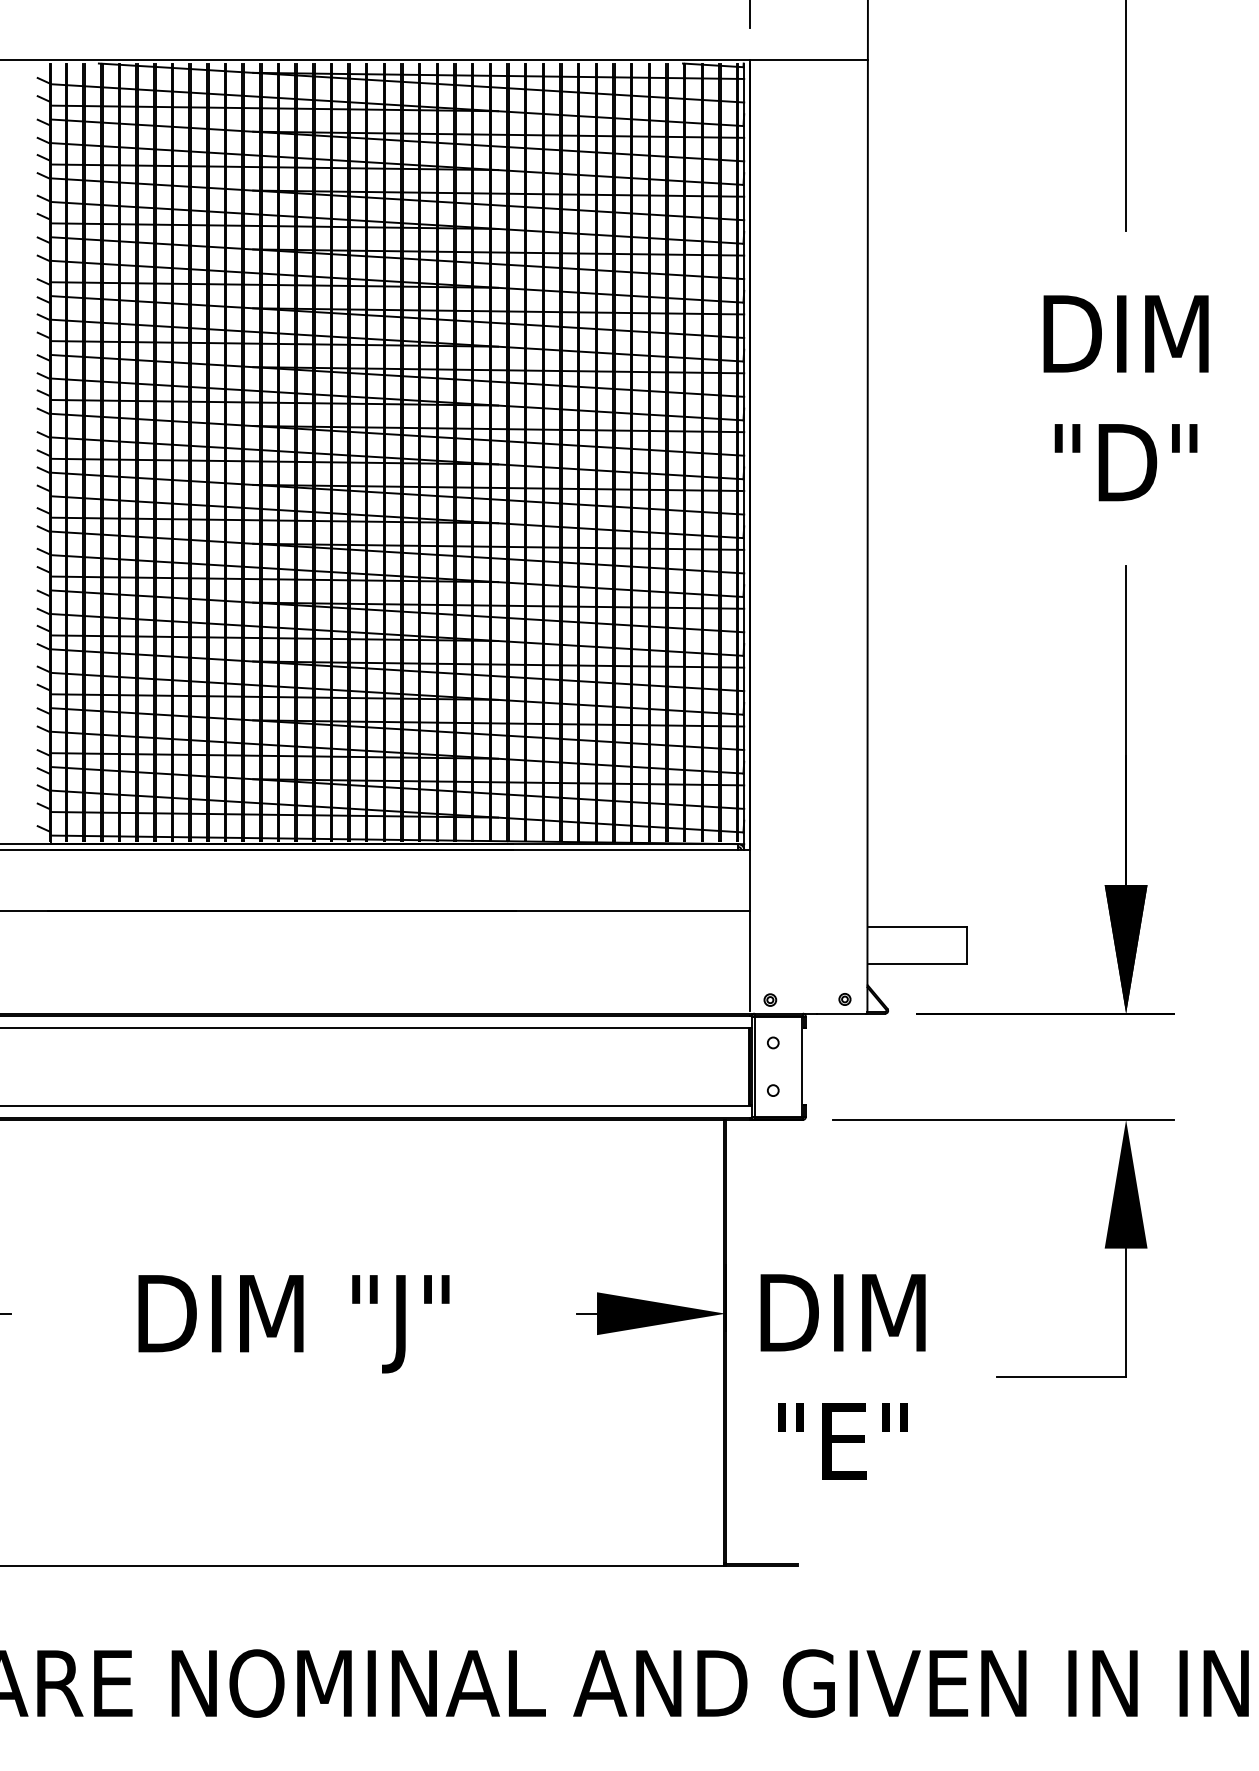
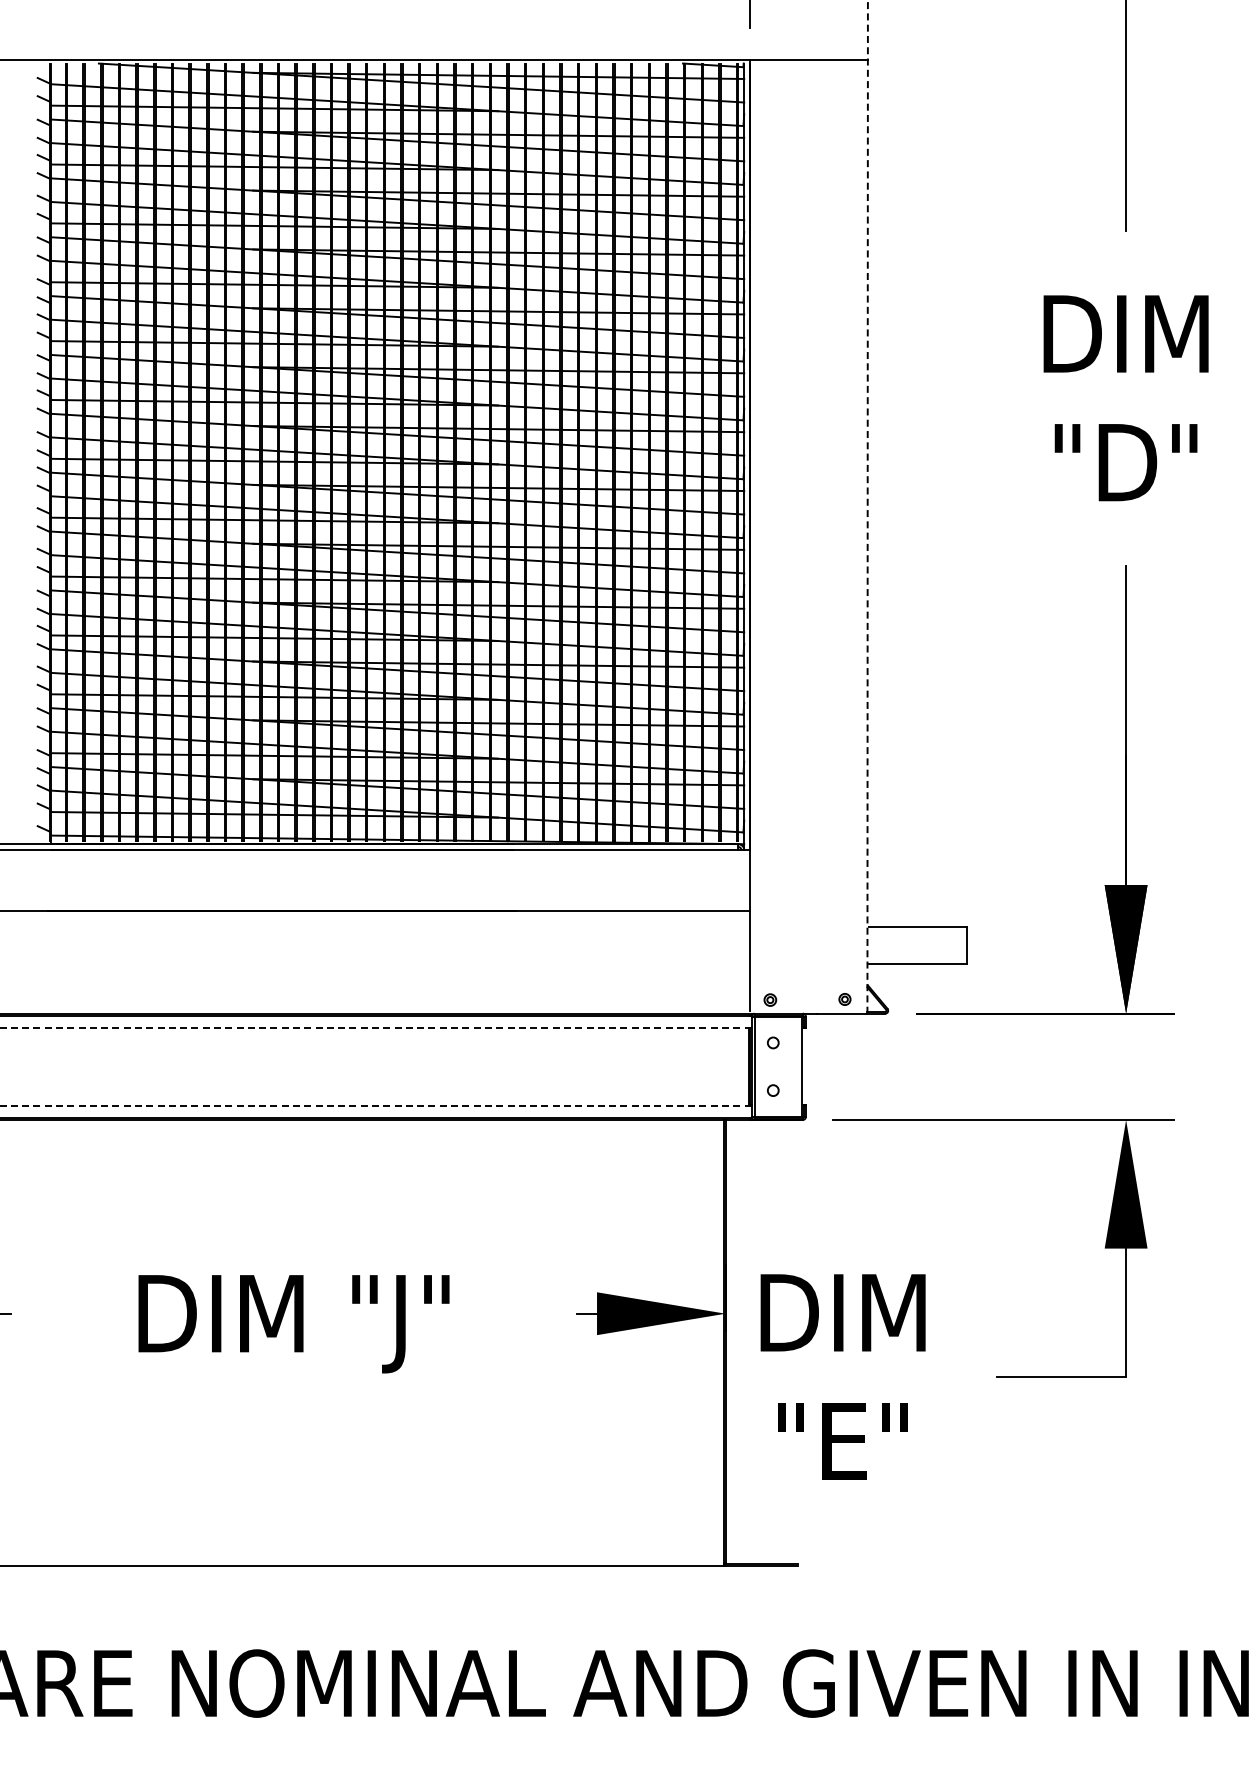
line: solid -> dashed (867, 507)
line: solid -> dashed (375, 1028)
line: solid -> dashed (375, 1105)
